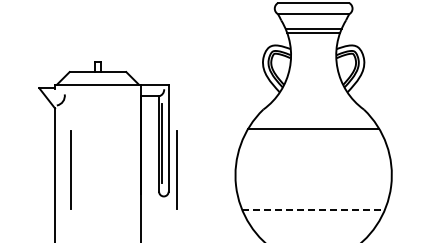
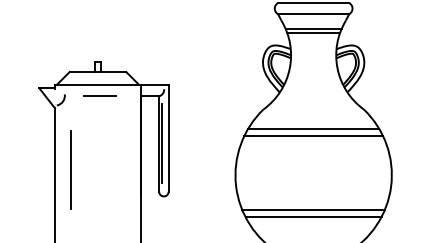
line: none -> present (99, 95)
line: none -> present (313, 136)
line: present -> none (176, 169)
line: dashed -> solid (314, 209)
line: none -> present (313, 217)
